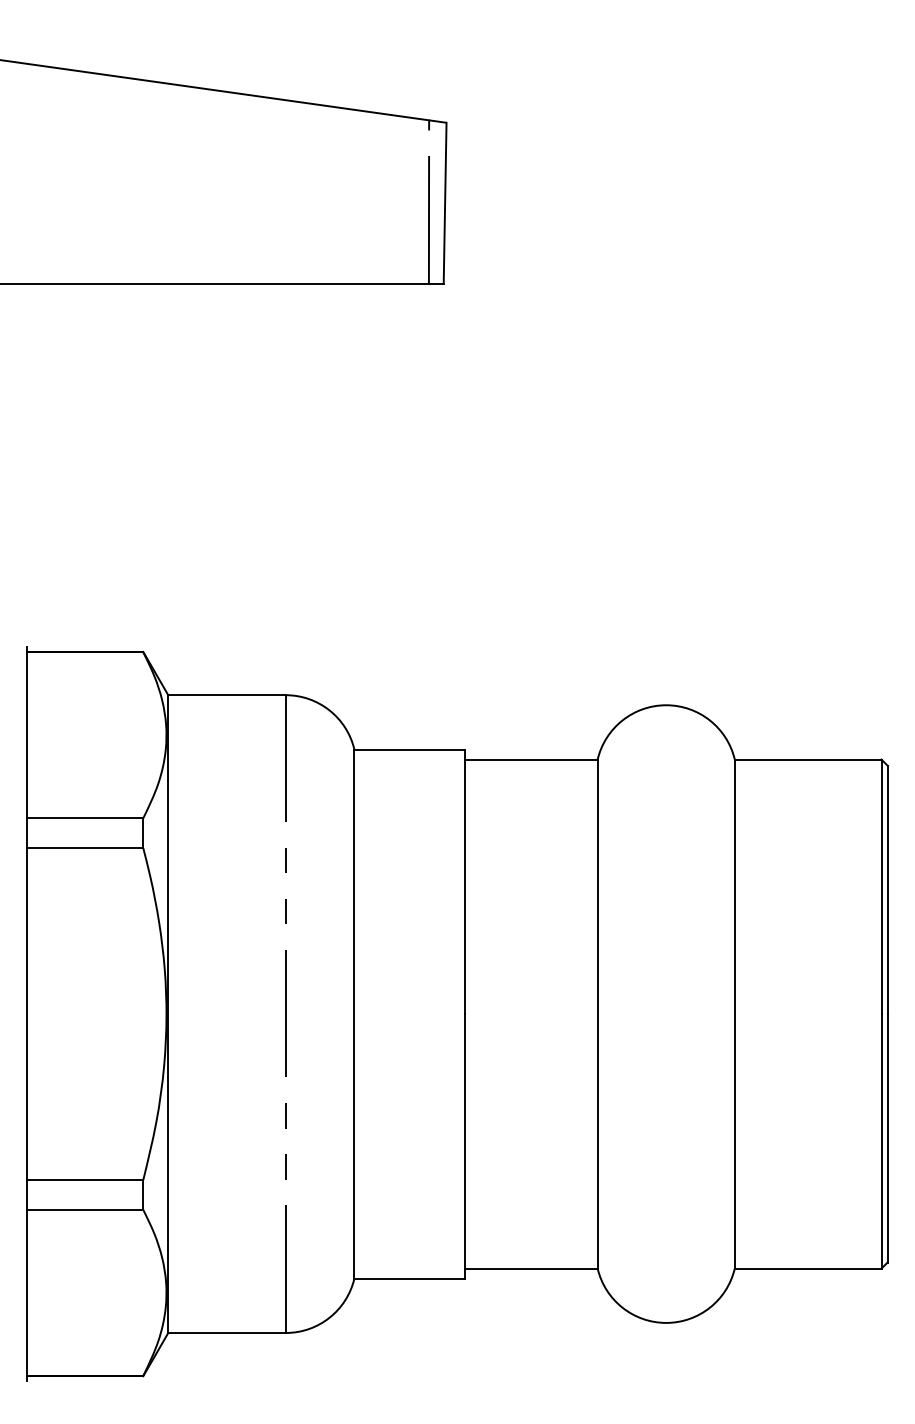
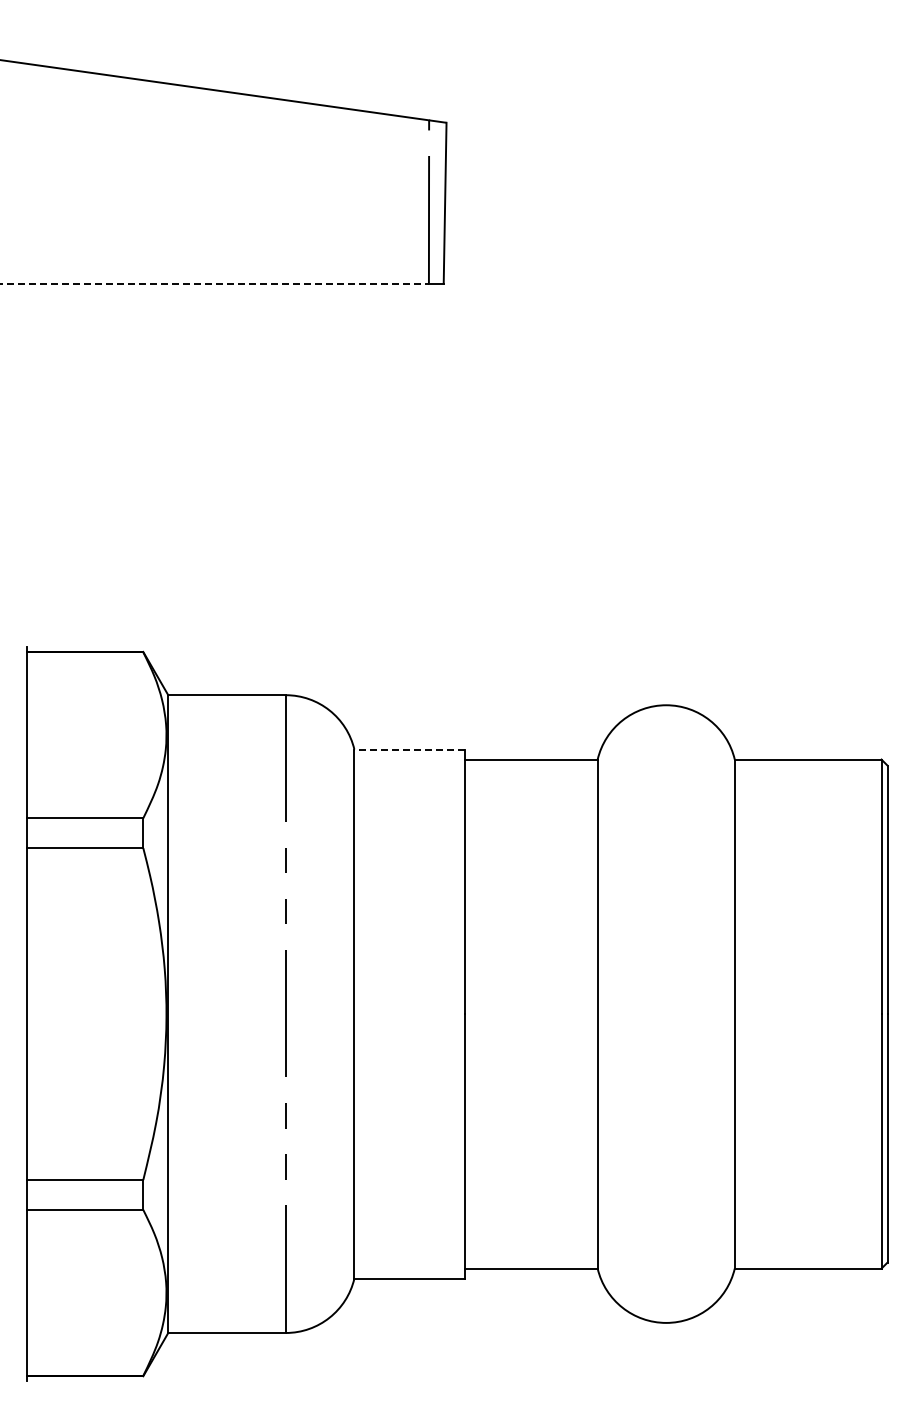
line: solid -> dashed (215, 283)
line: solid -> dashed (409, 749)
